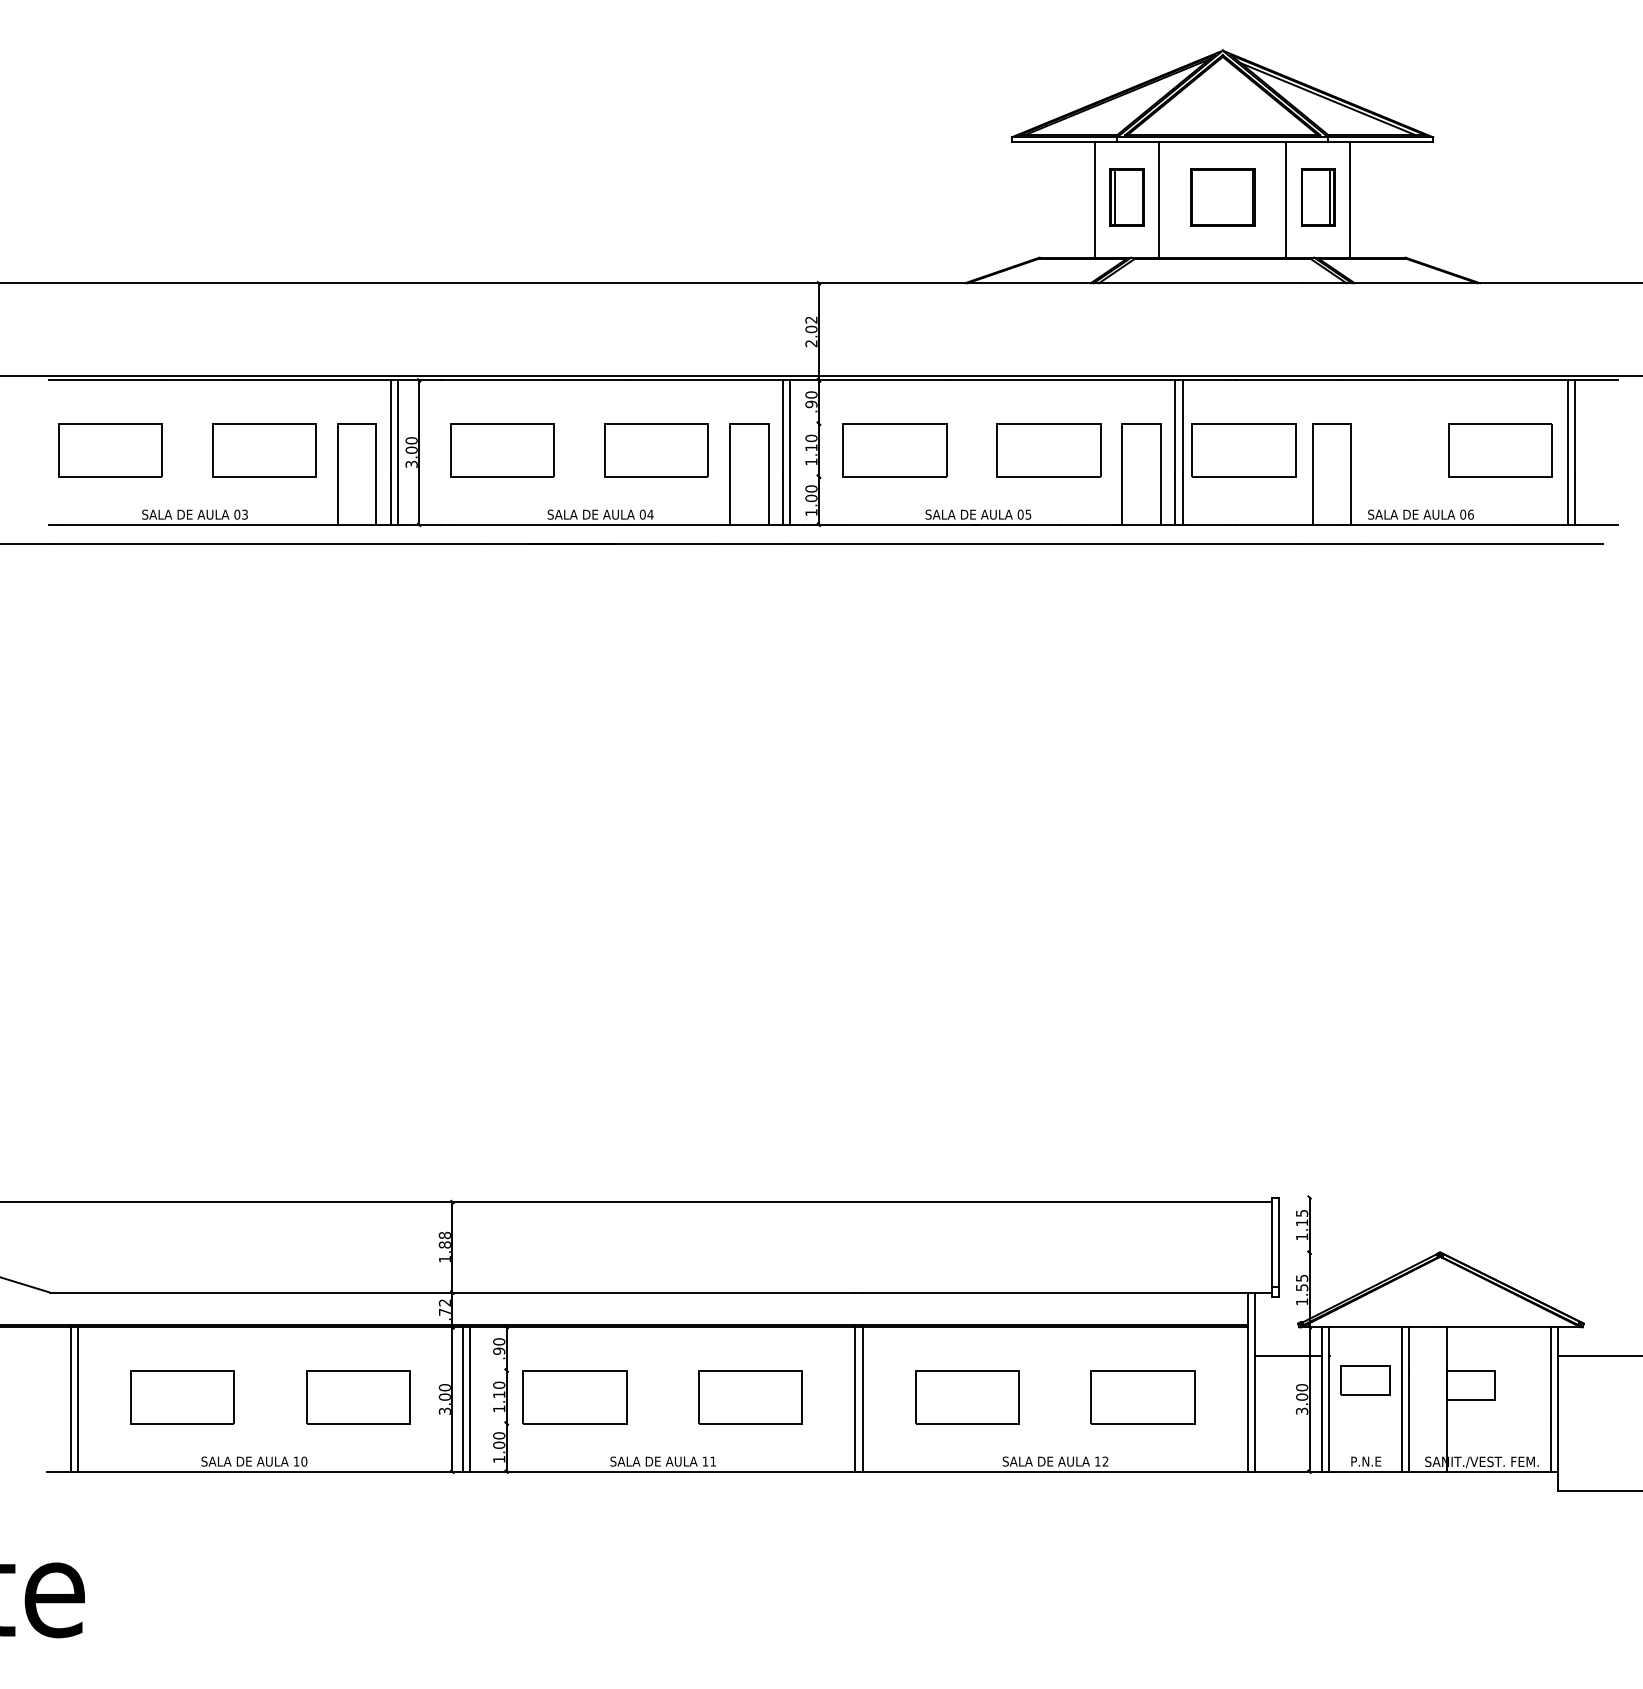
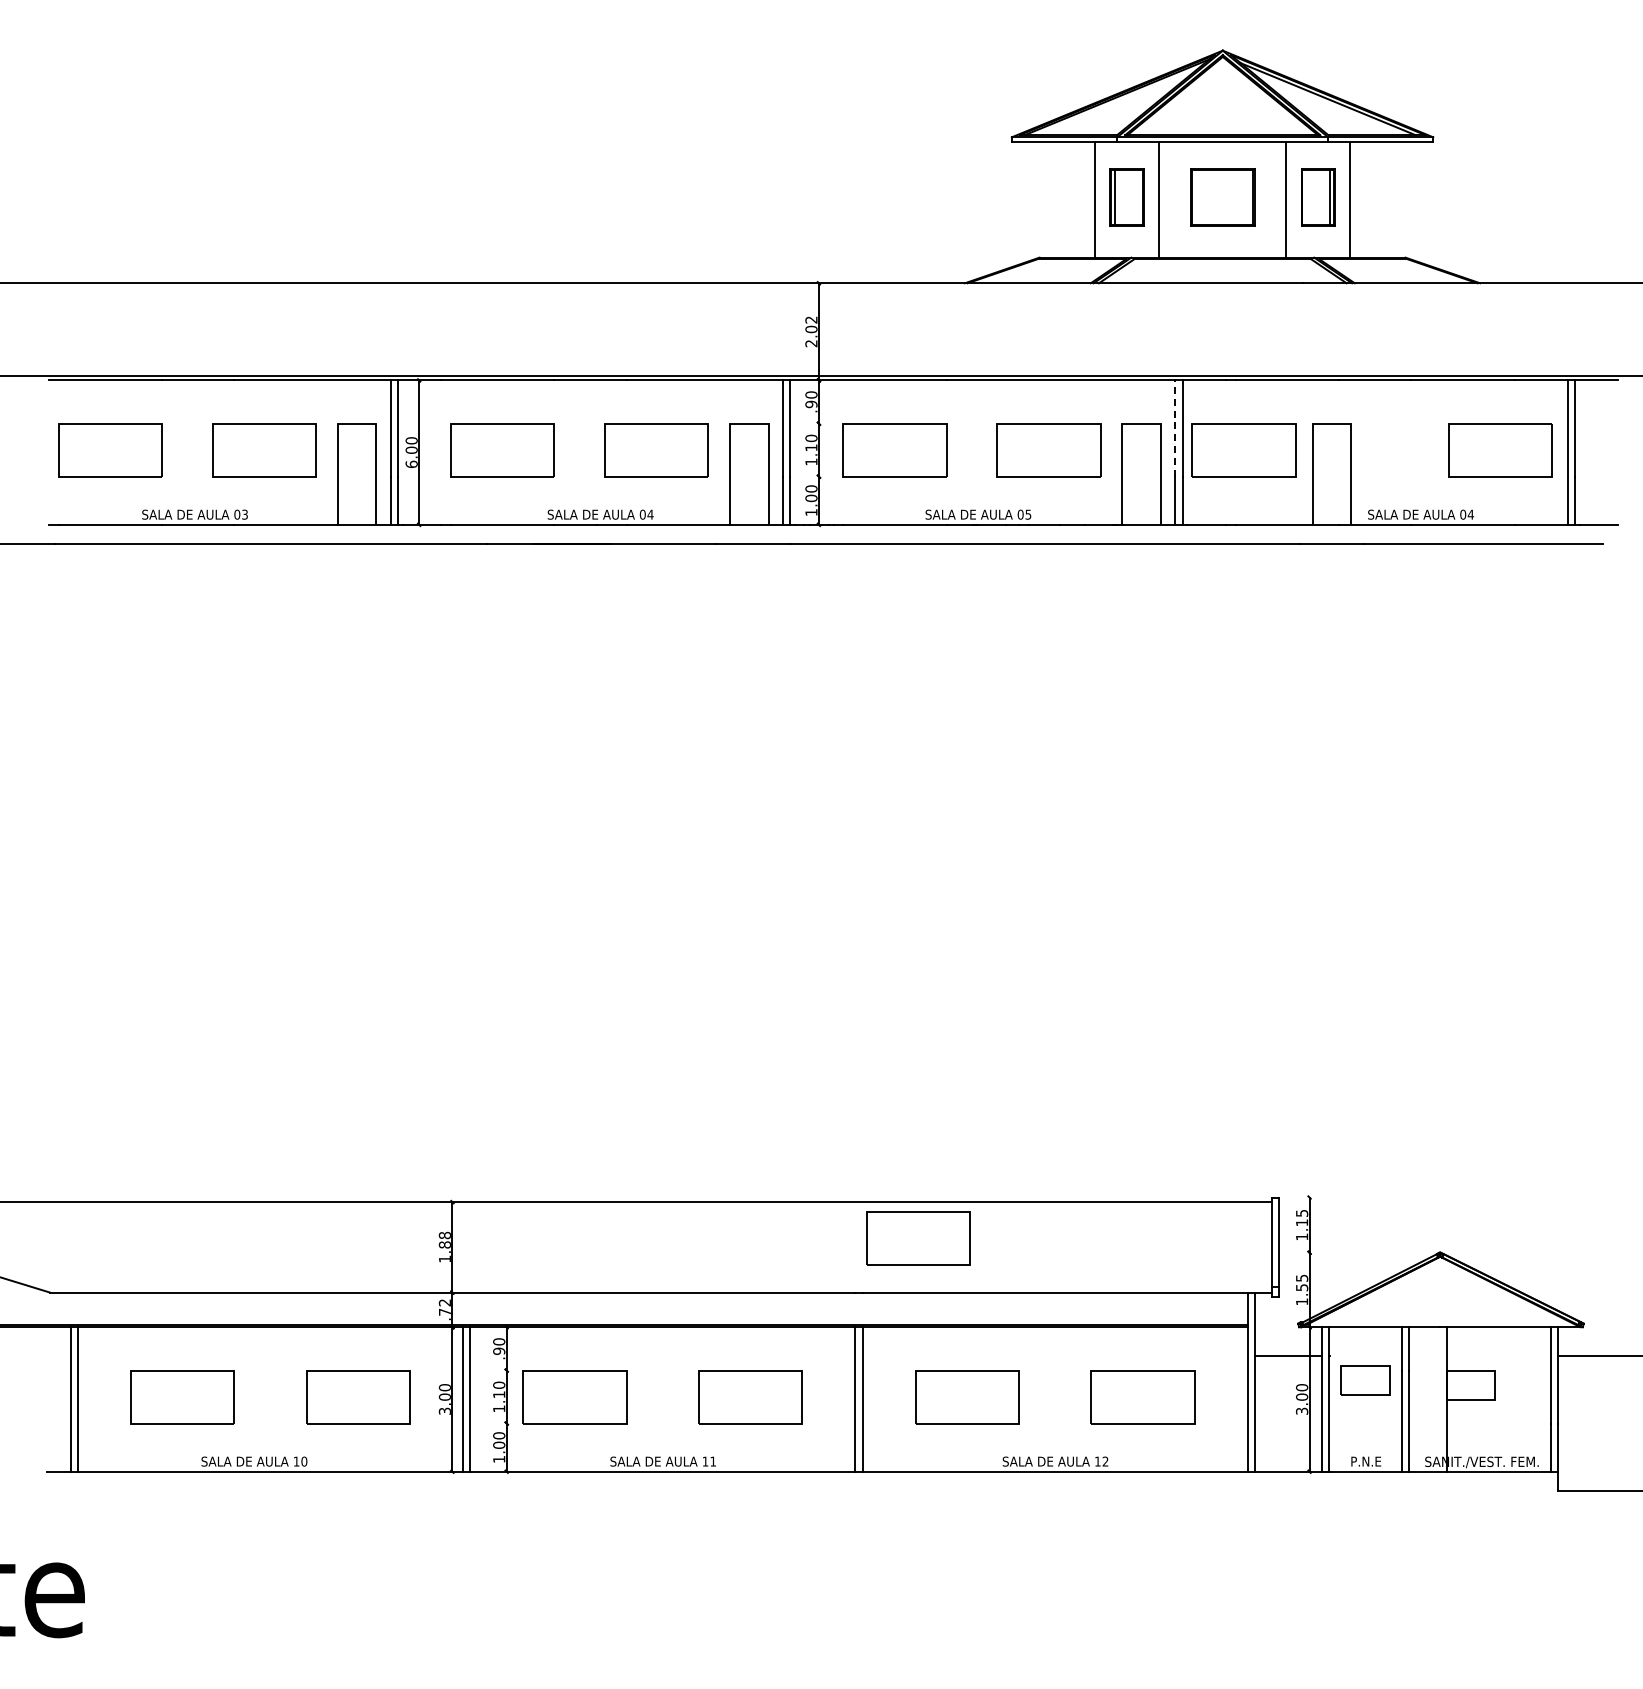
line: solid -> dashed (1175, 428)
text: 3.00 -> 6.00 (411, 464)
text: 06 -> 04 (1470, 514)
part: none -> present (918, 1238)
